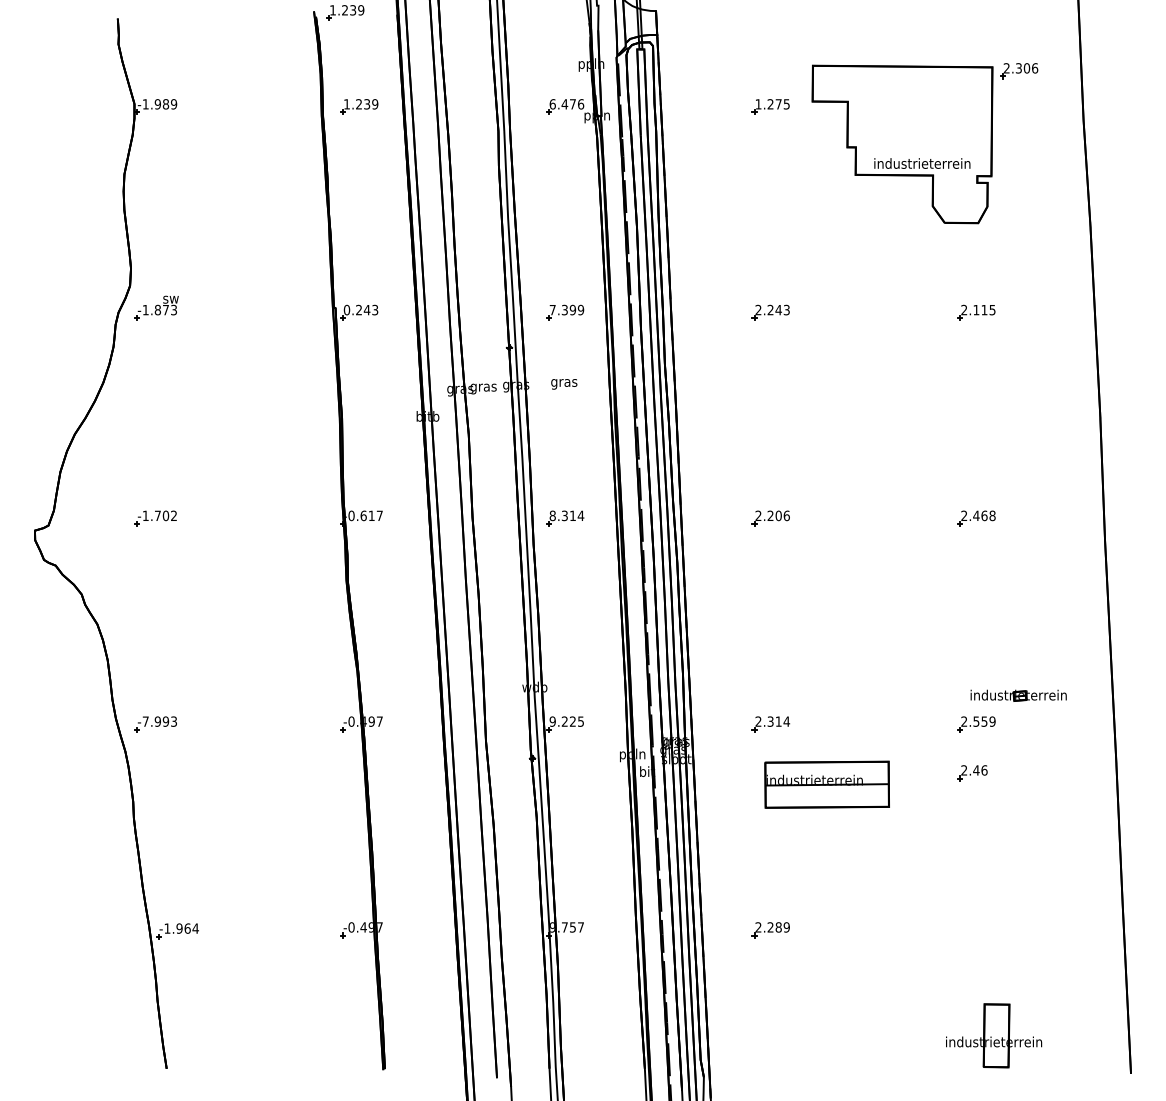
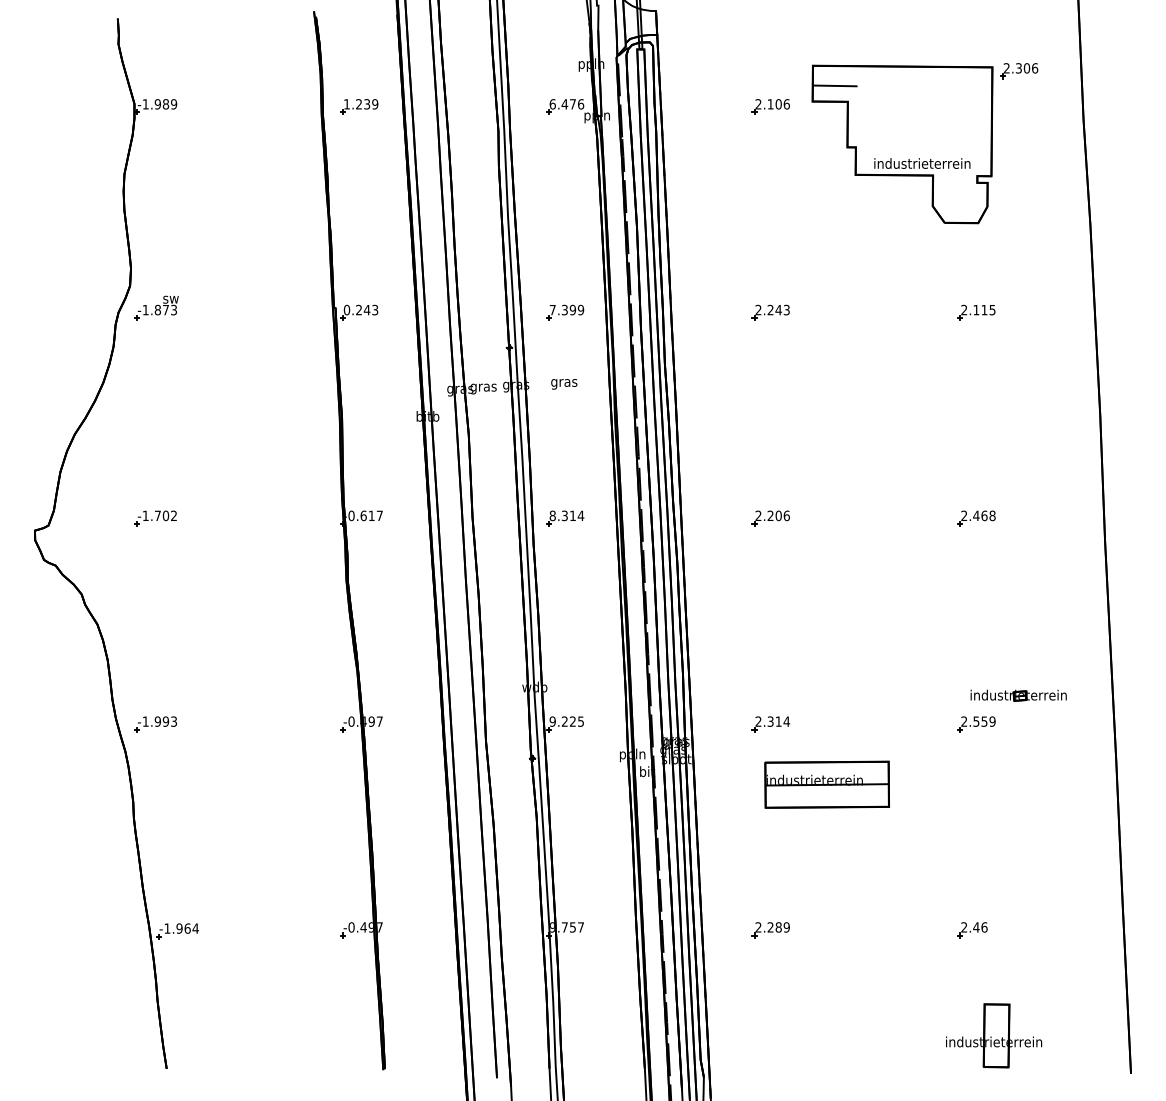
part: present -> none (345, 12)
line: none -> present (834, 85)
text: 1.275 -> 2.106 (772, 104)
text: -7.993 -> -1.993 (145, 721)
part position: (972, 773) -> (972, 930) (972, 930)
